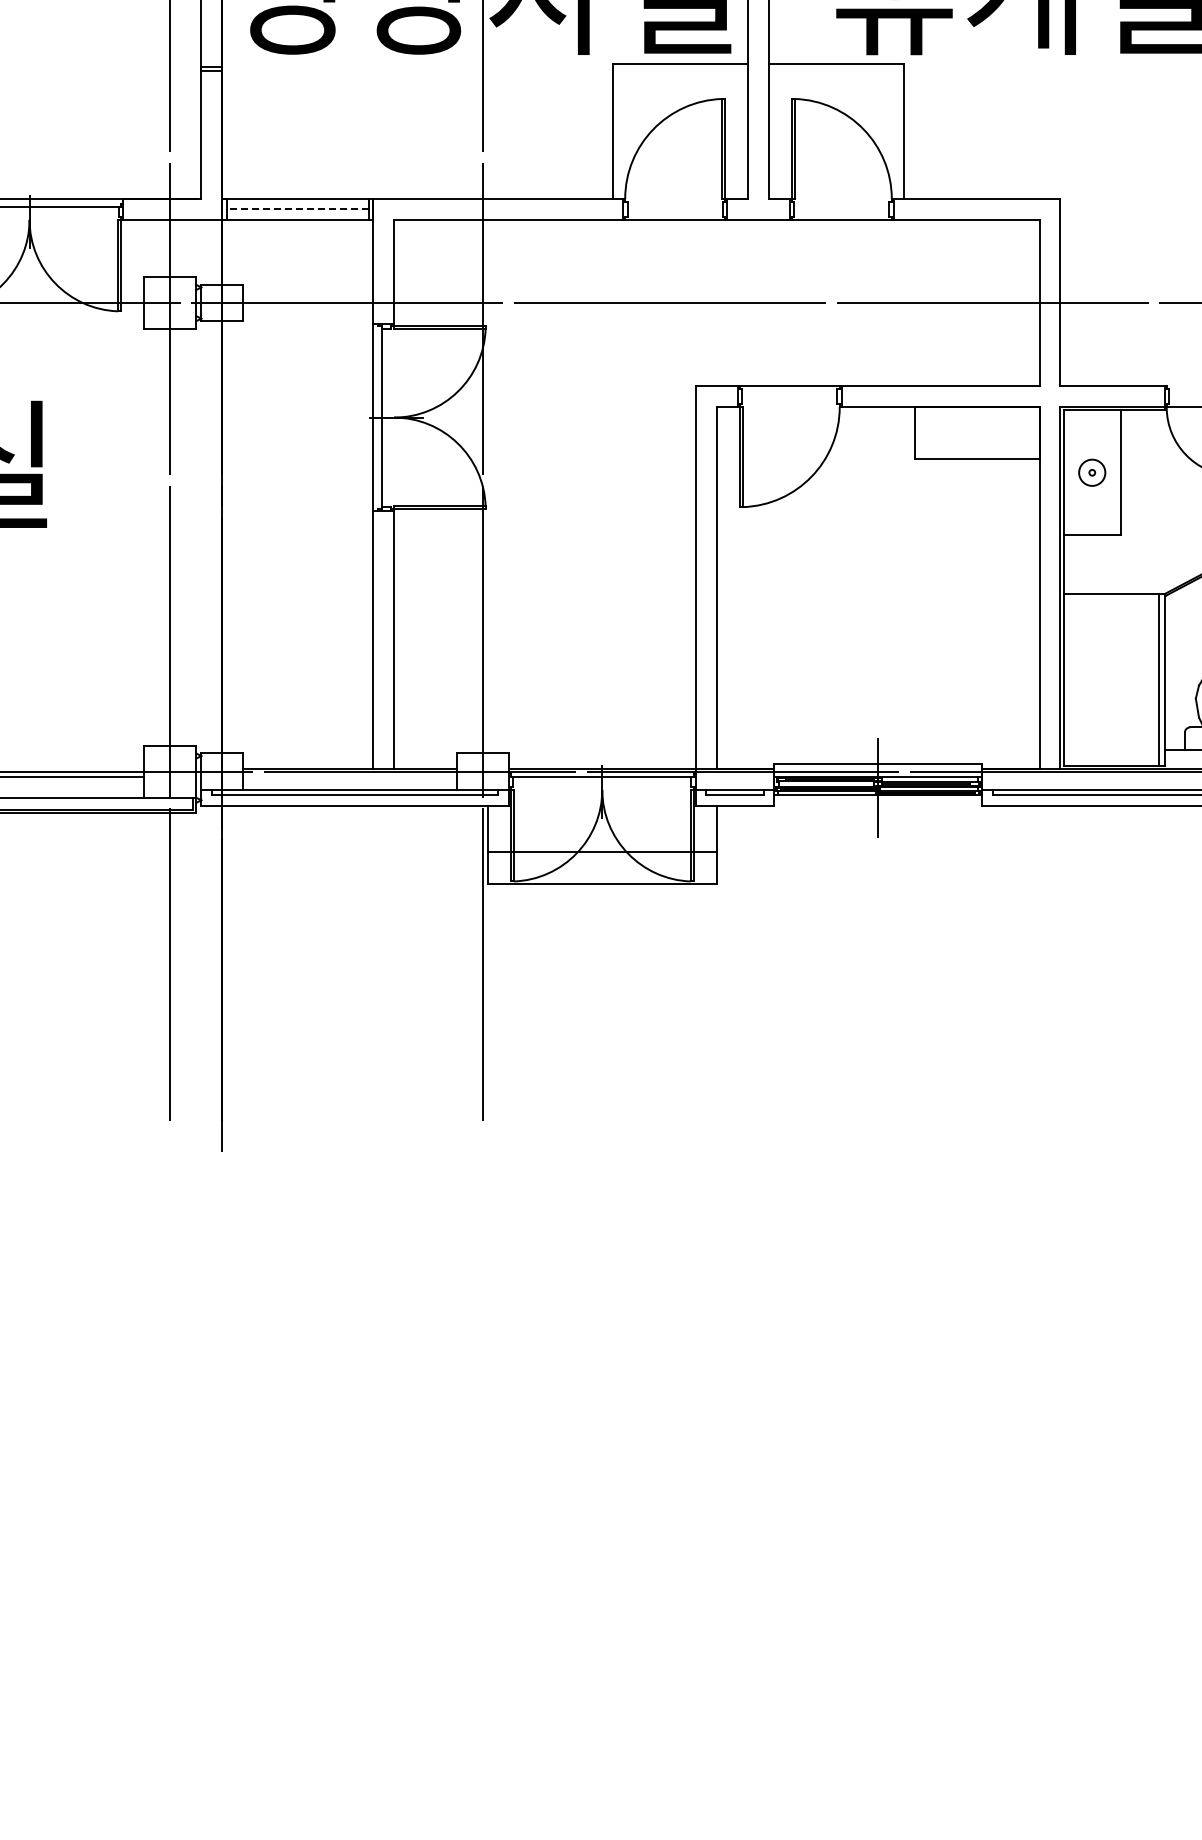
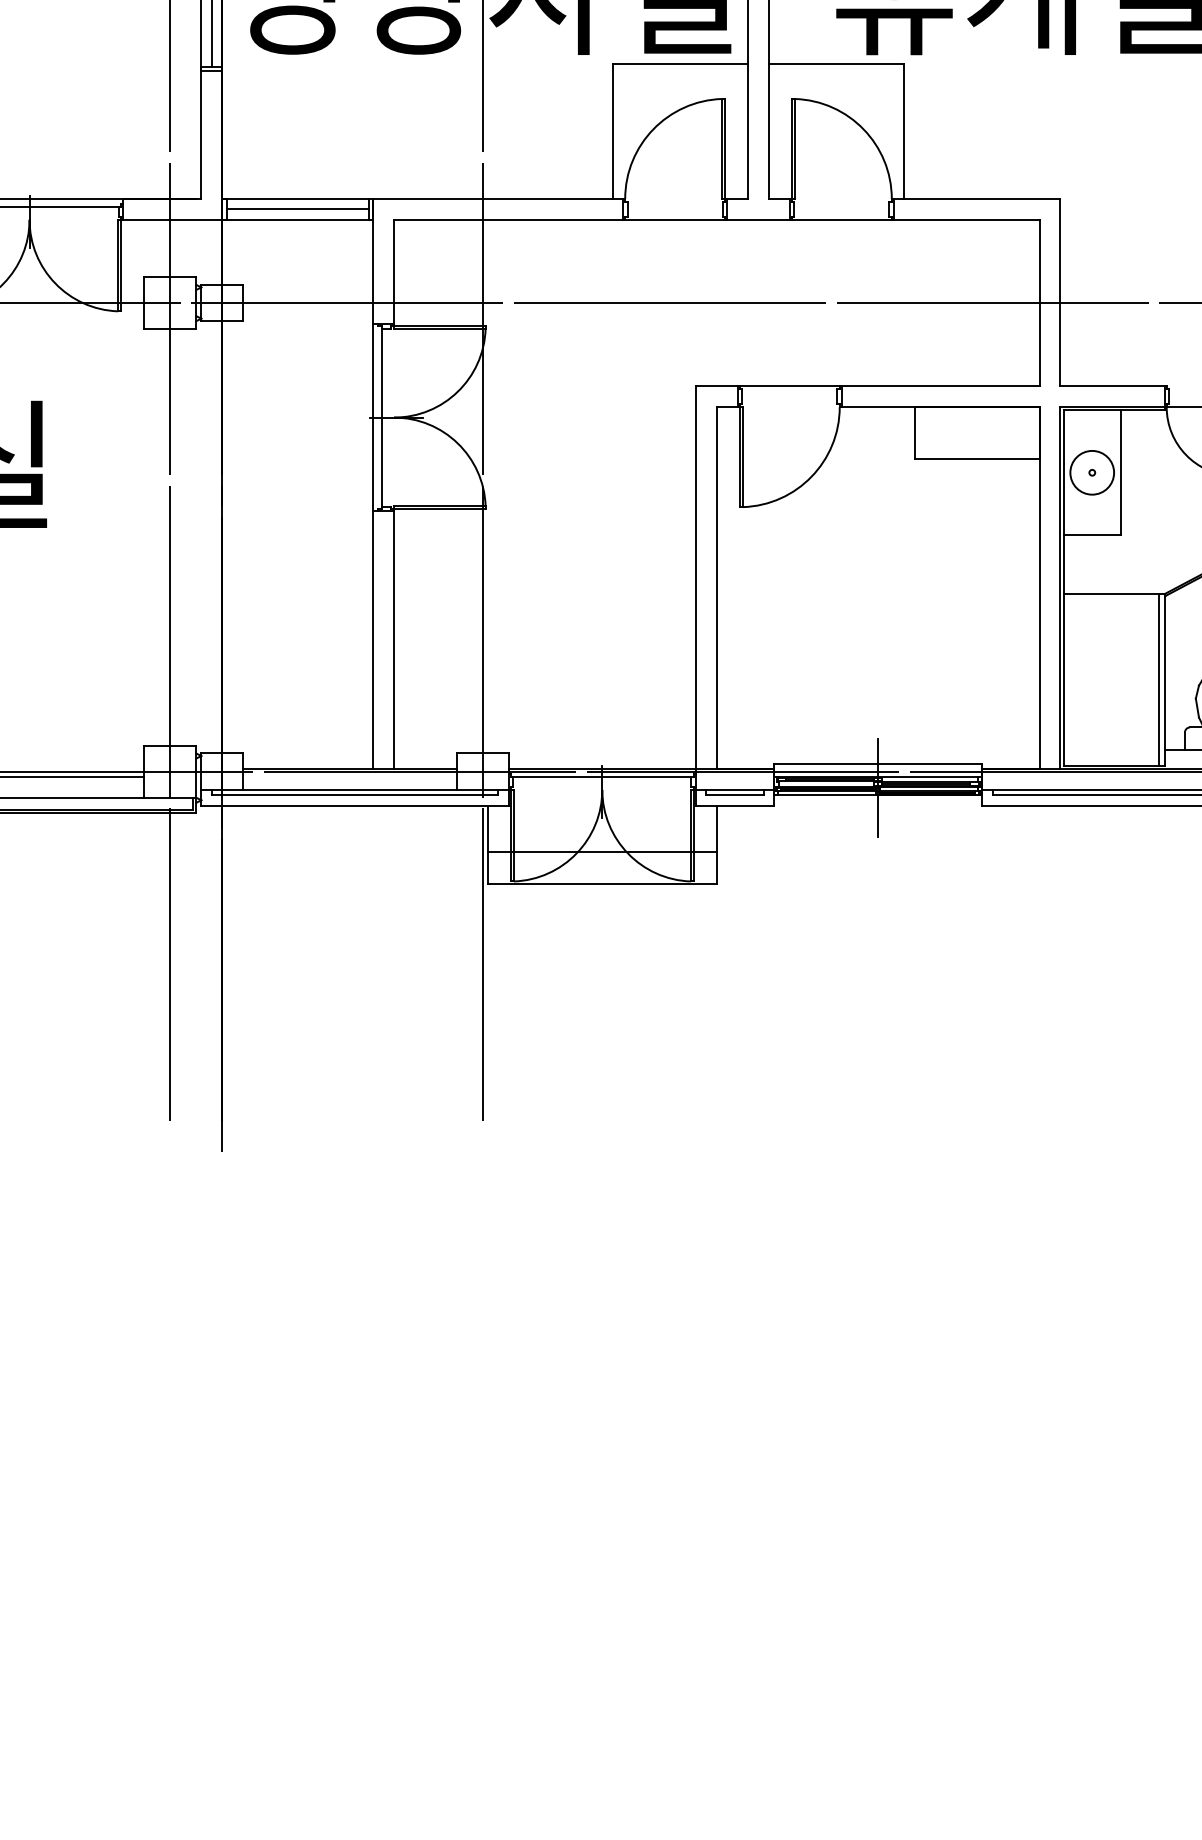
line: none -> present (211, 34)
line: dashed -> solid (297, 209)
circle diameter: 26 px -> 44 px (1092, 472)
